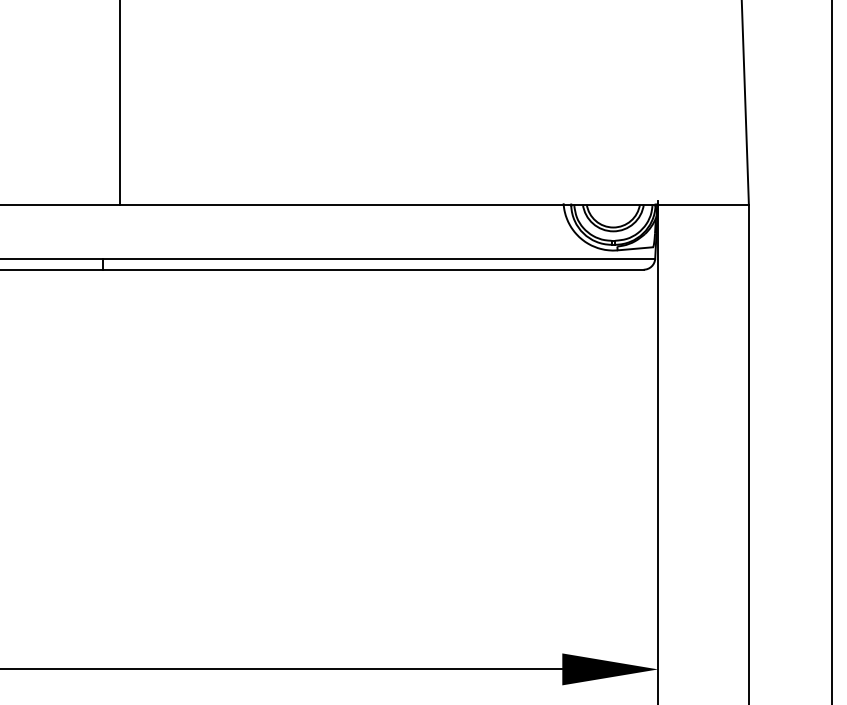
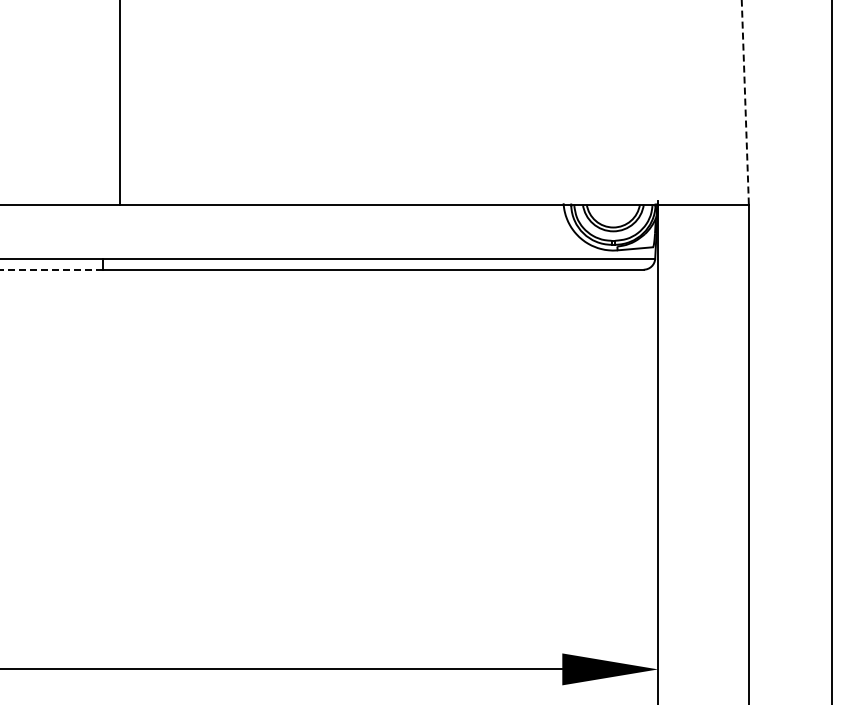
line: solid -> dashed (745, 102)
line: solid -> dashed (51, 269)
